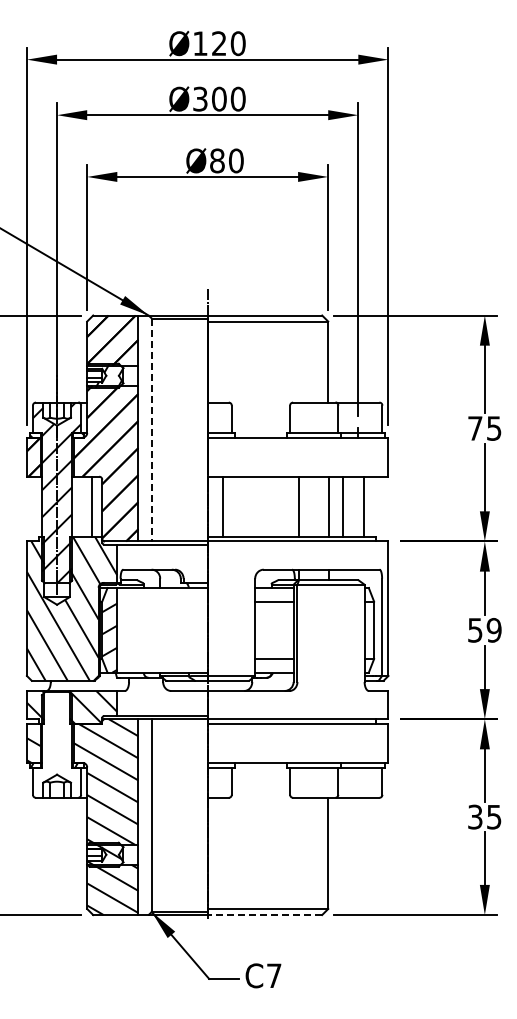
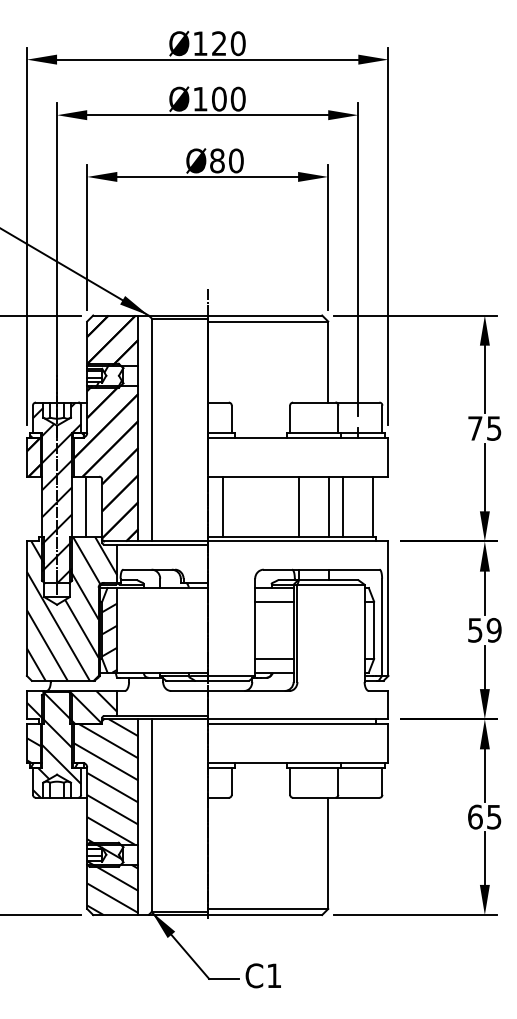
text: Ø300 -> Ø100 (200, 98)
line: dashed -> solid (151, 430)
line position: (92, 506) -> (86, 506) (86, 506)
line position: (364, 506) -> (373, 506) (373, 506)
hatch: none -> present (56, 744)
text: 35 -> 65 (475, 816)
line: dashed -> solid (264, 915)
text: C7 -> C1 (274, 975)
